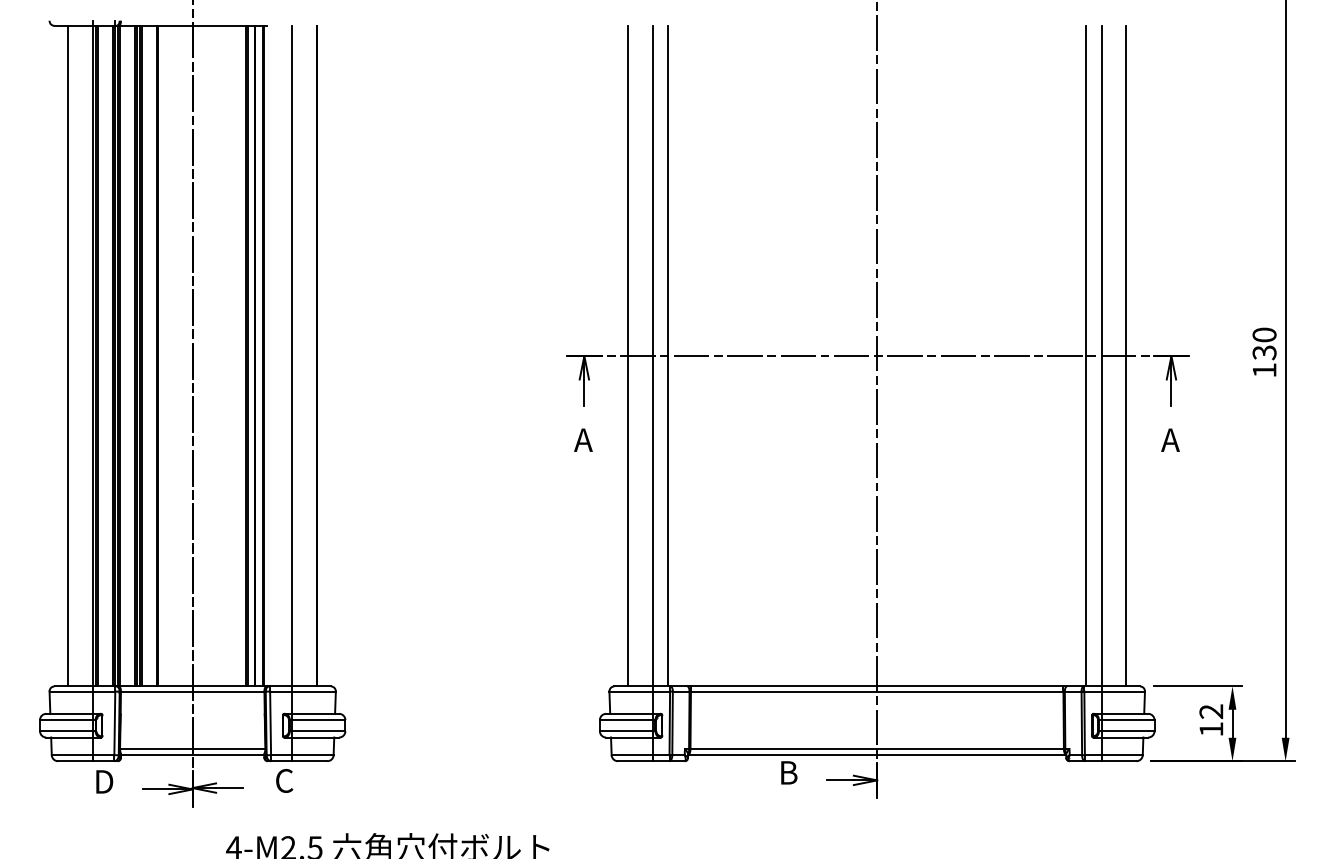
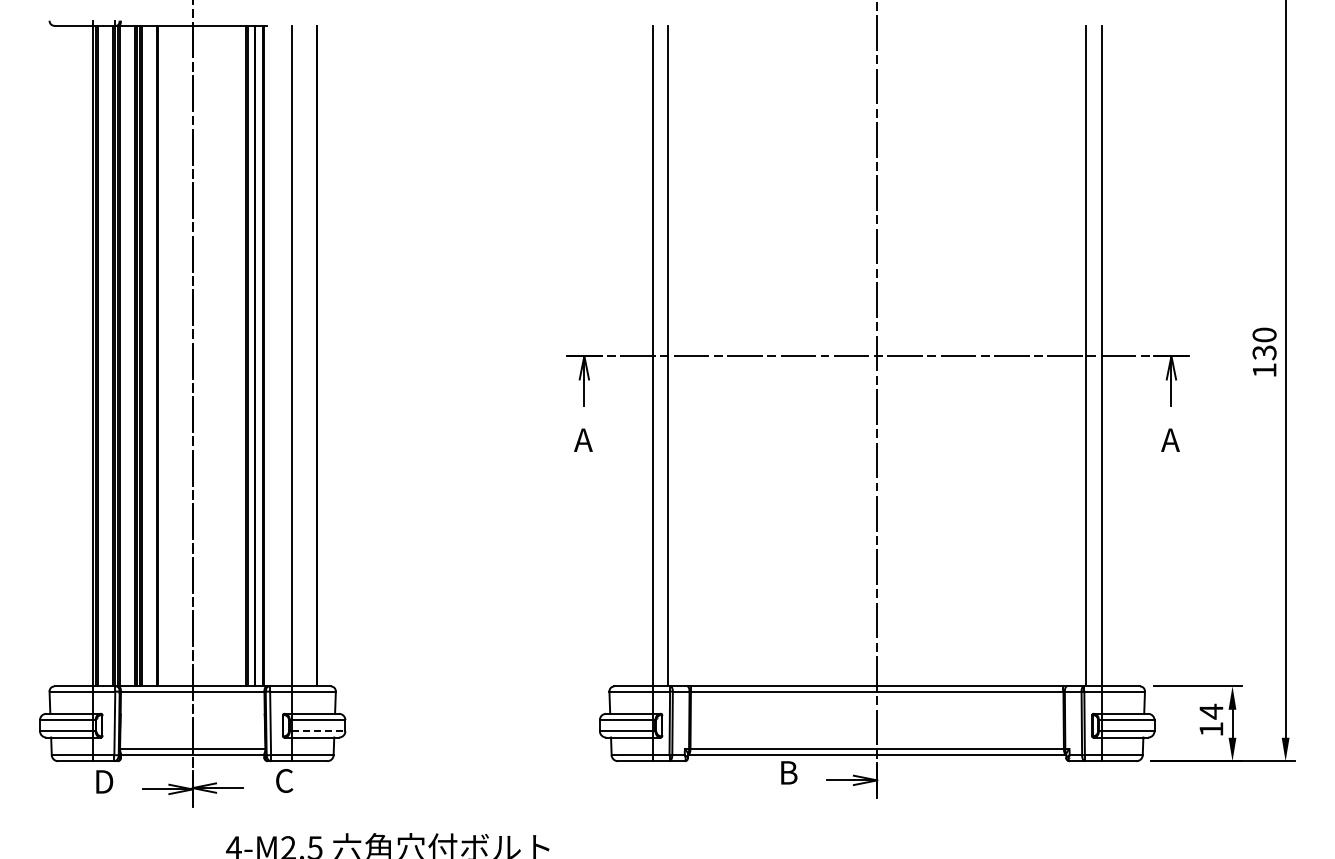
line: present -> none (68, 355)
line: present -> none (627, 355)
line: present -> none (1126, 355)
text: 12 -> 14 (1211, 711)
line: solid -> dashed (319, 731)
